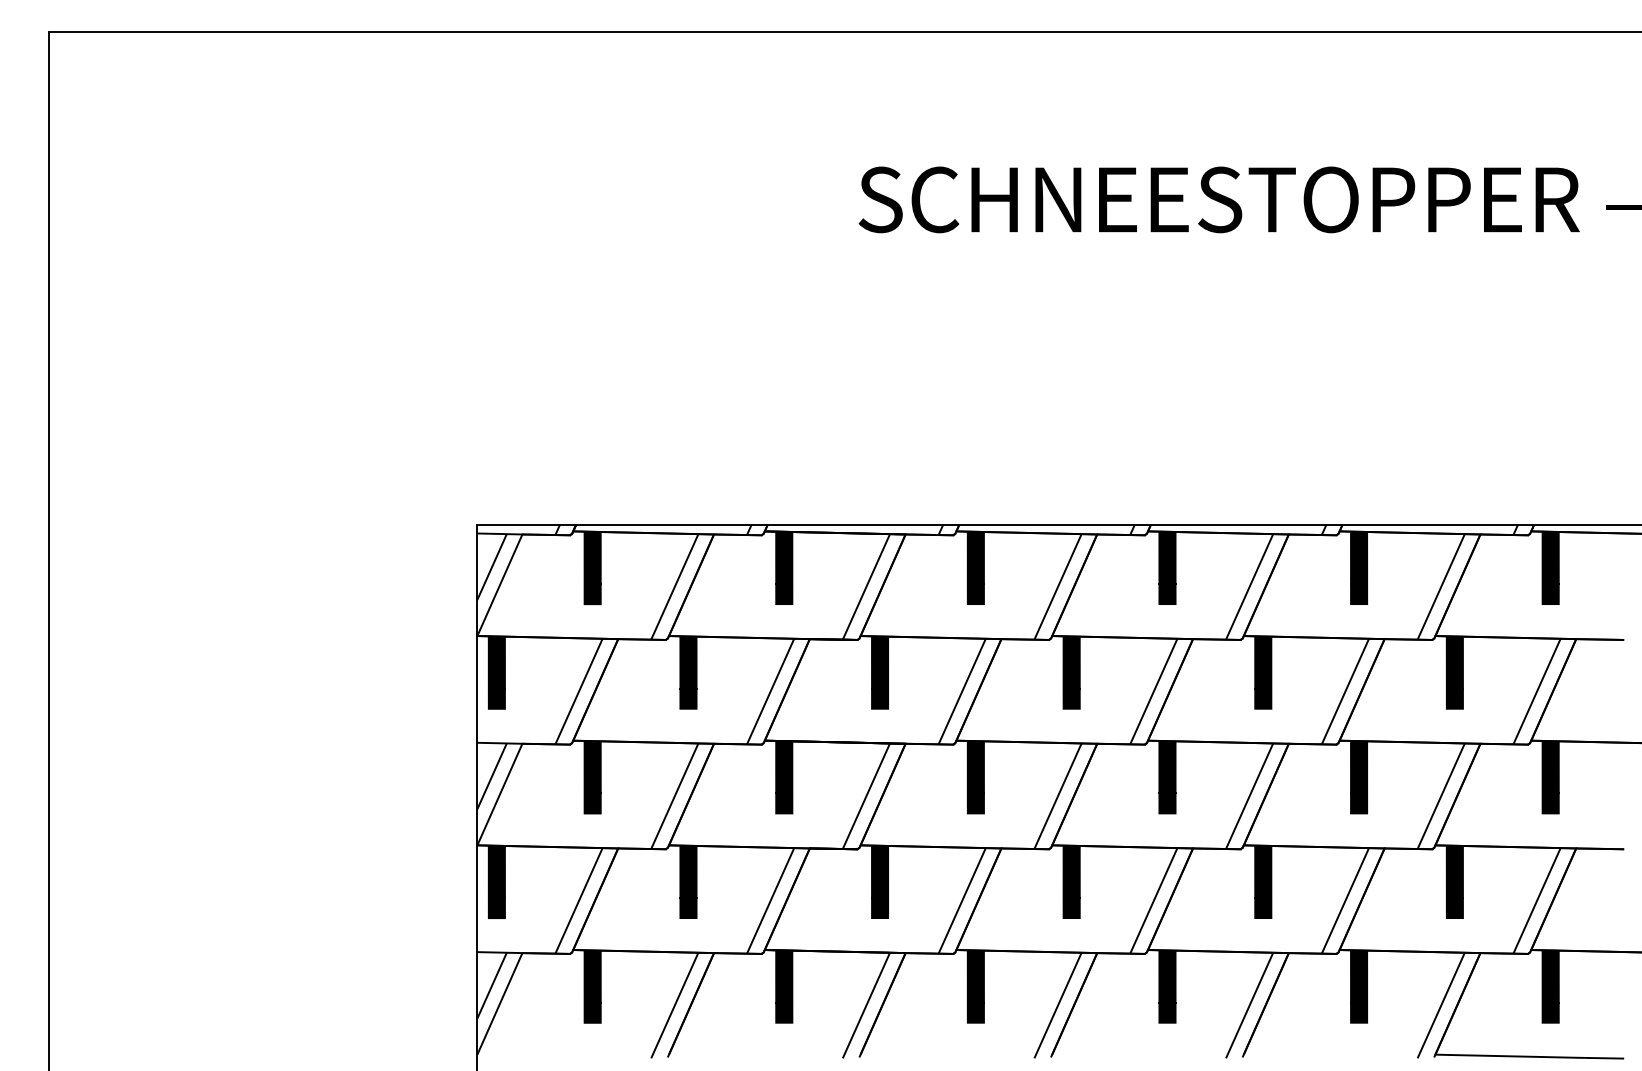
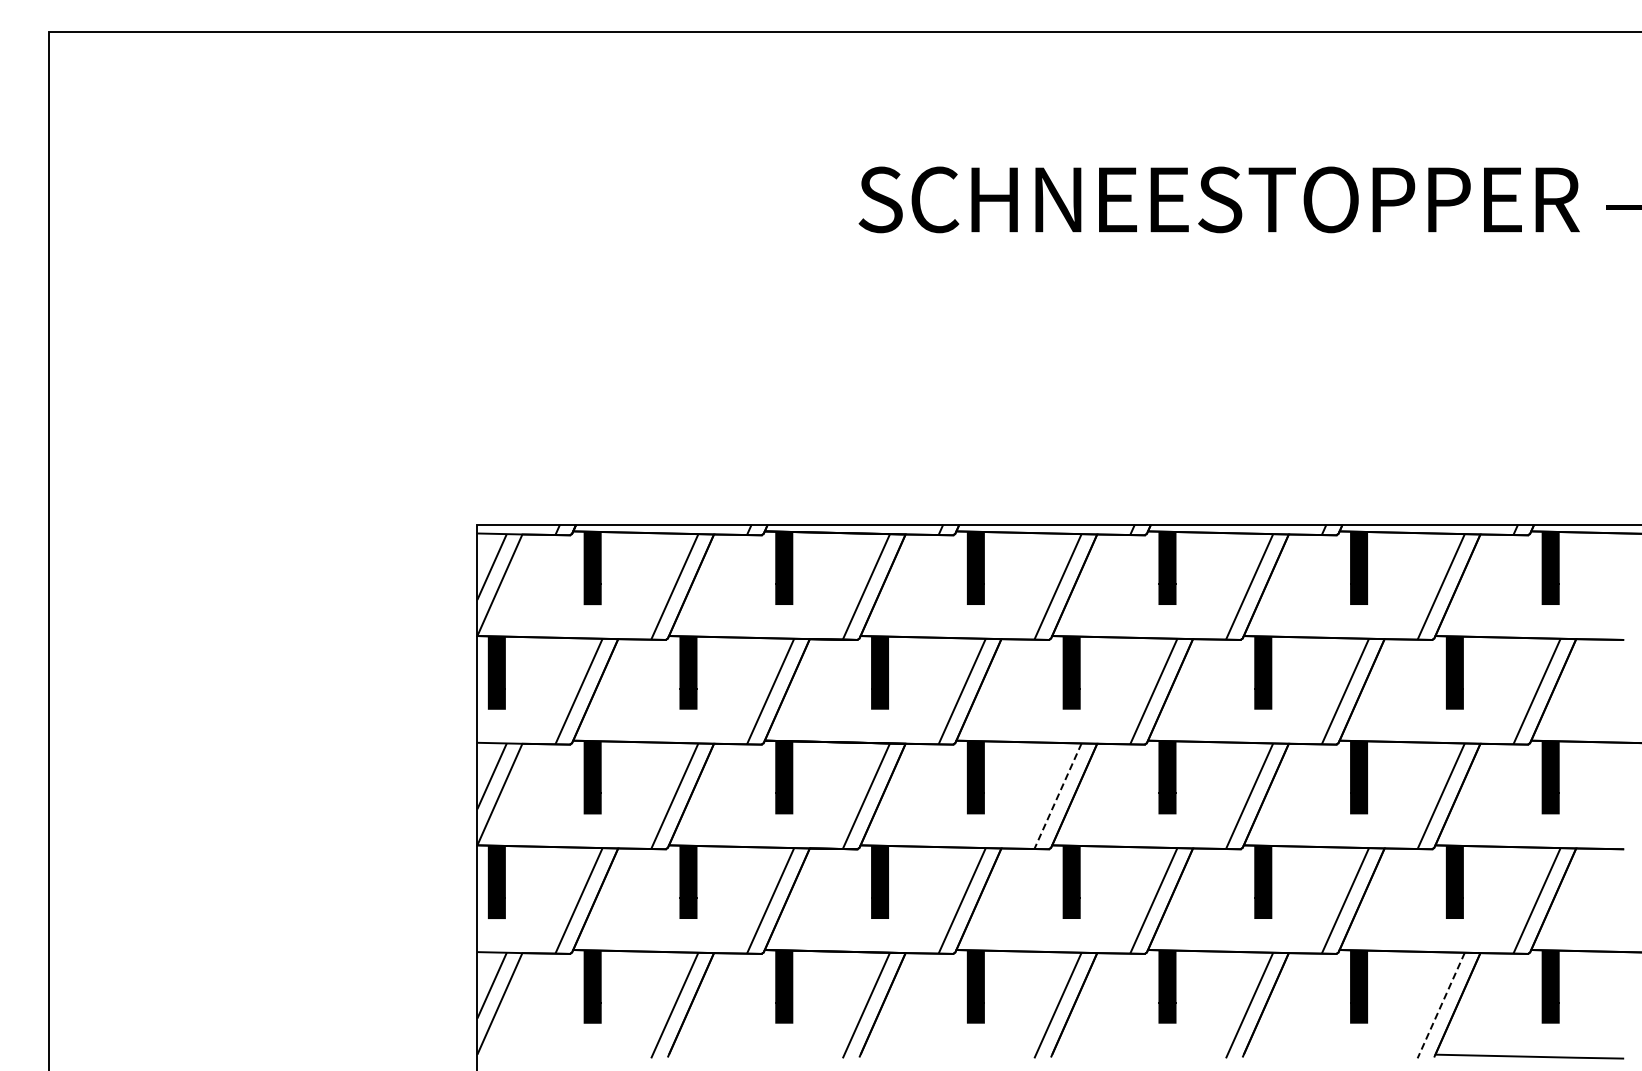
line: solid -> dashed (1058, 796)
line: solid -> dashed (1441, 1005)
